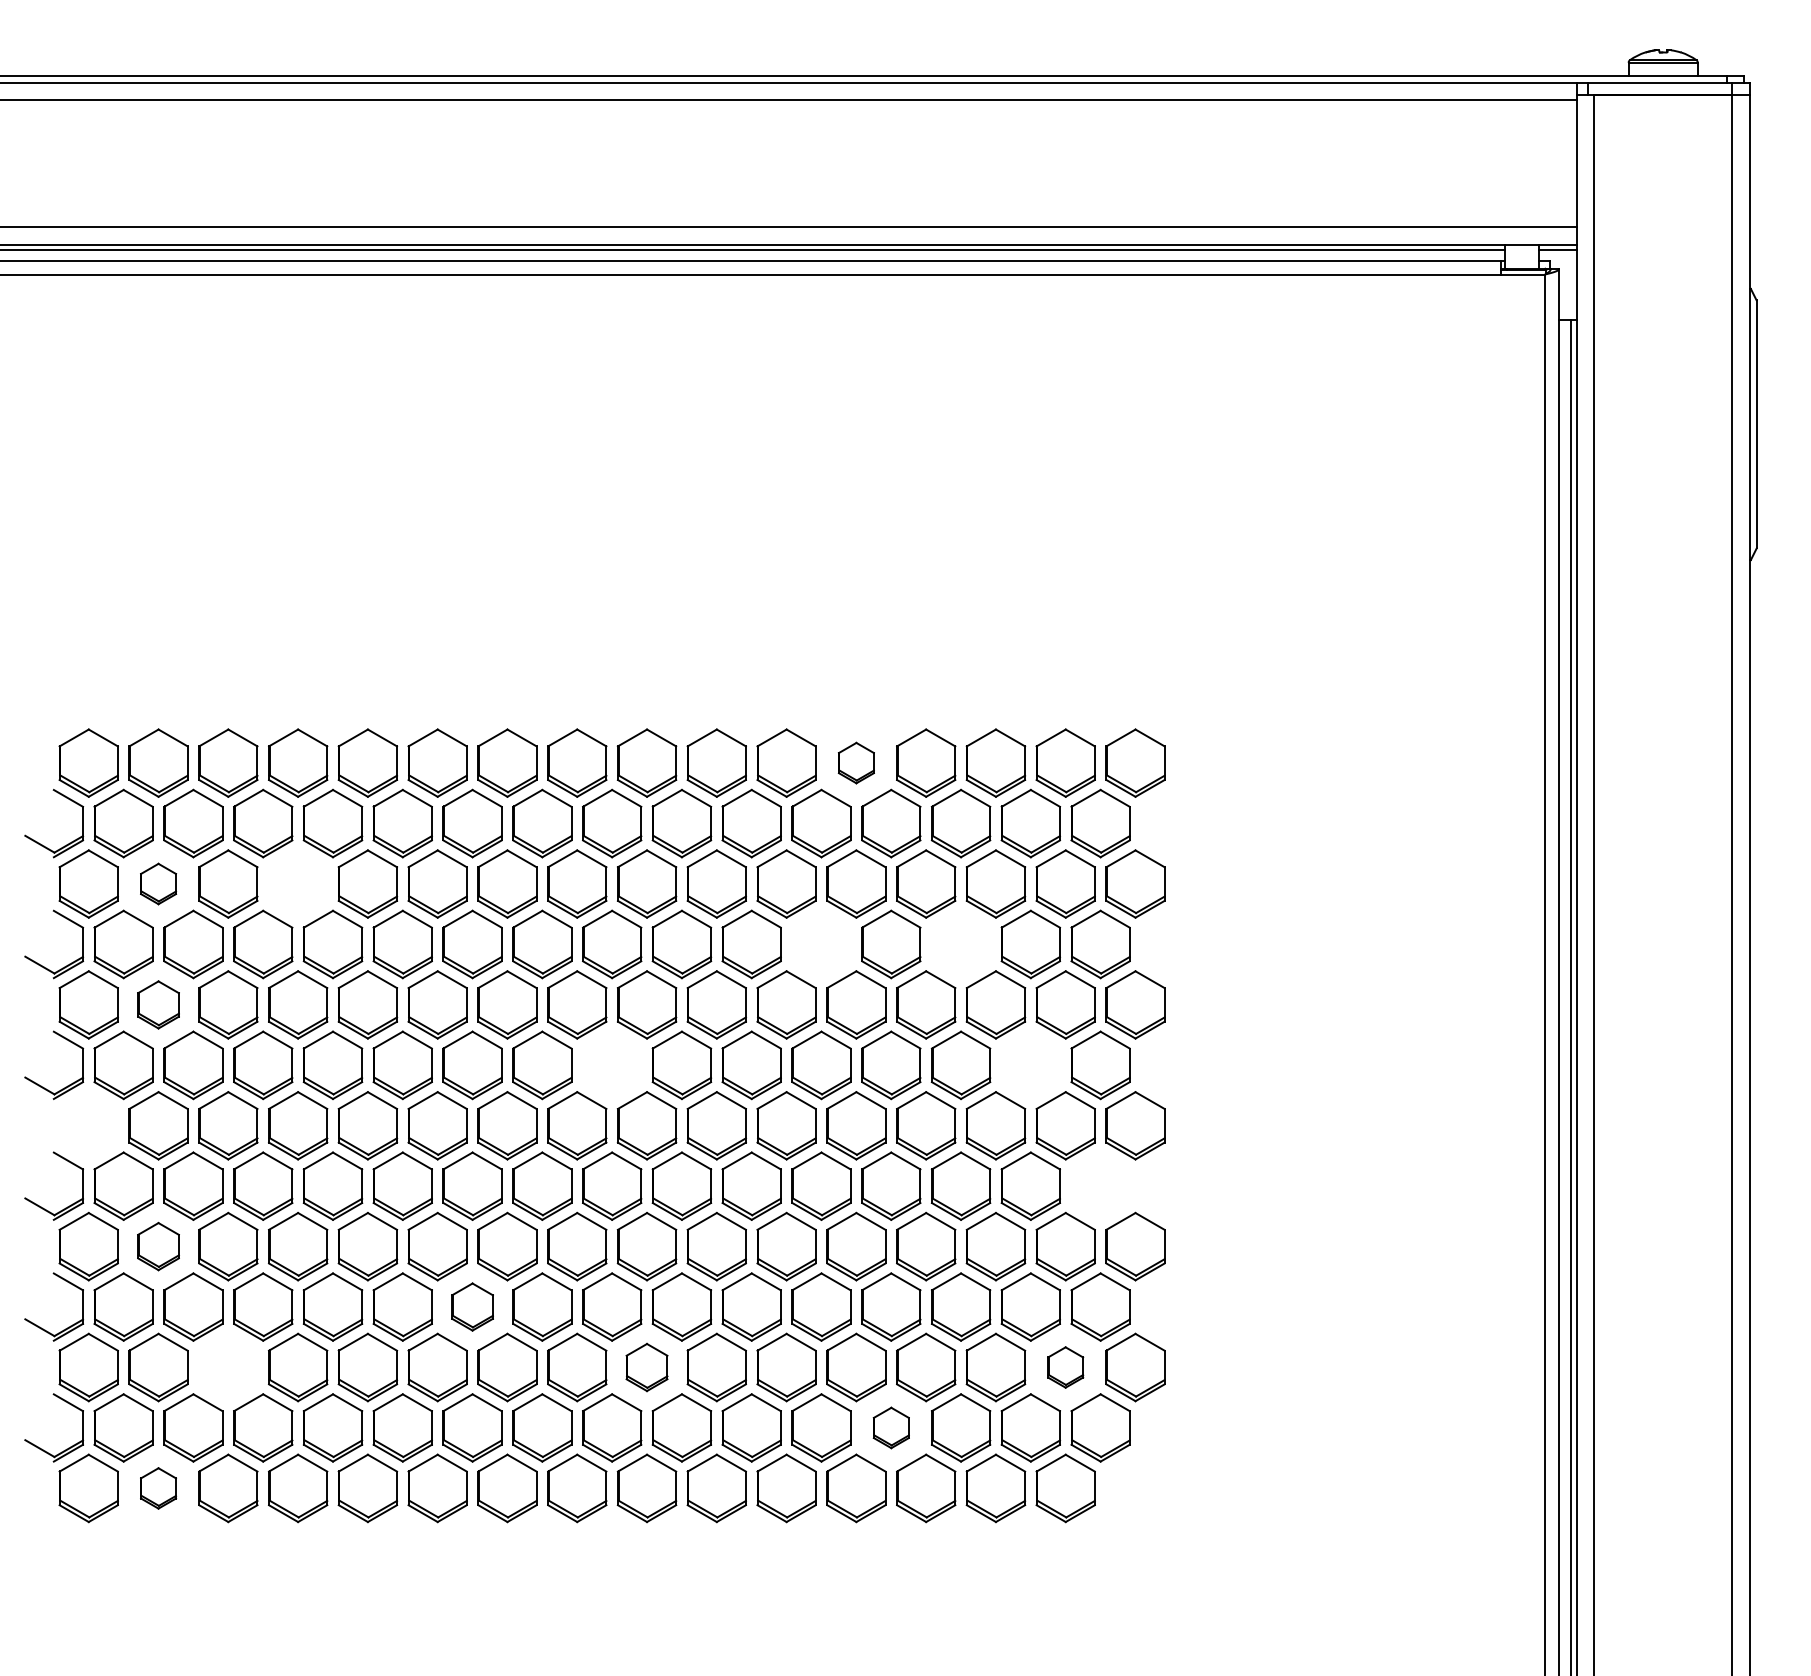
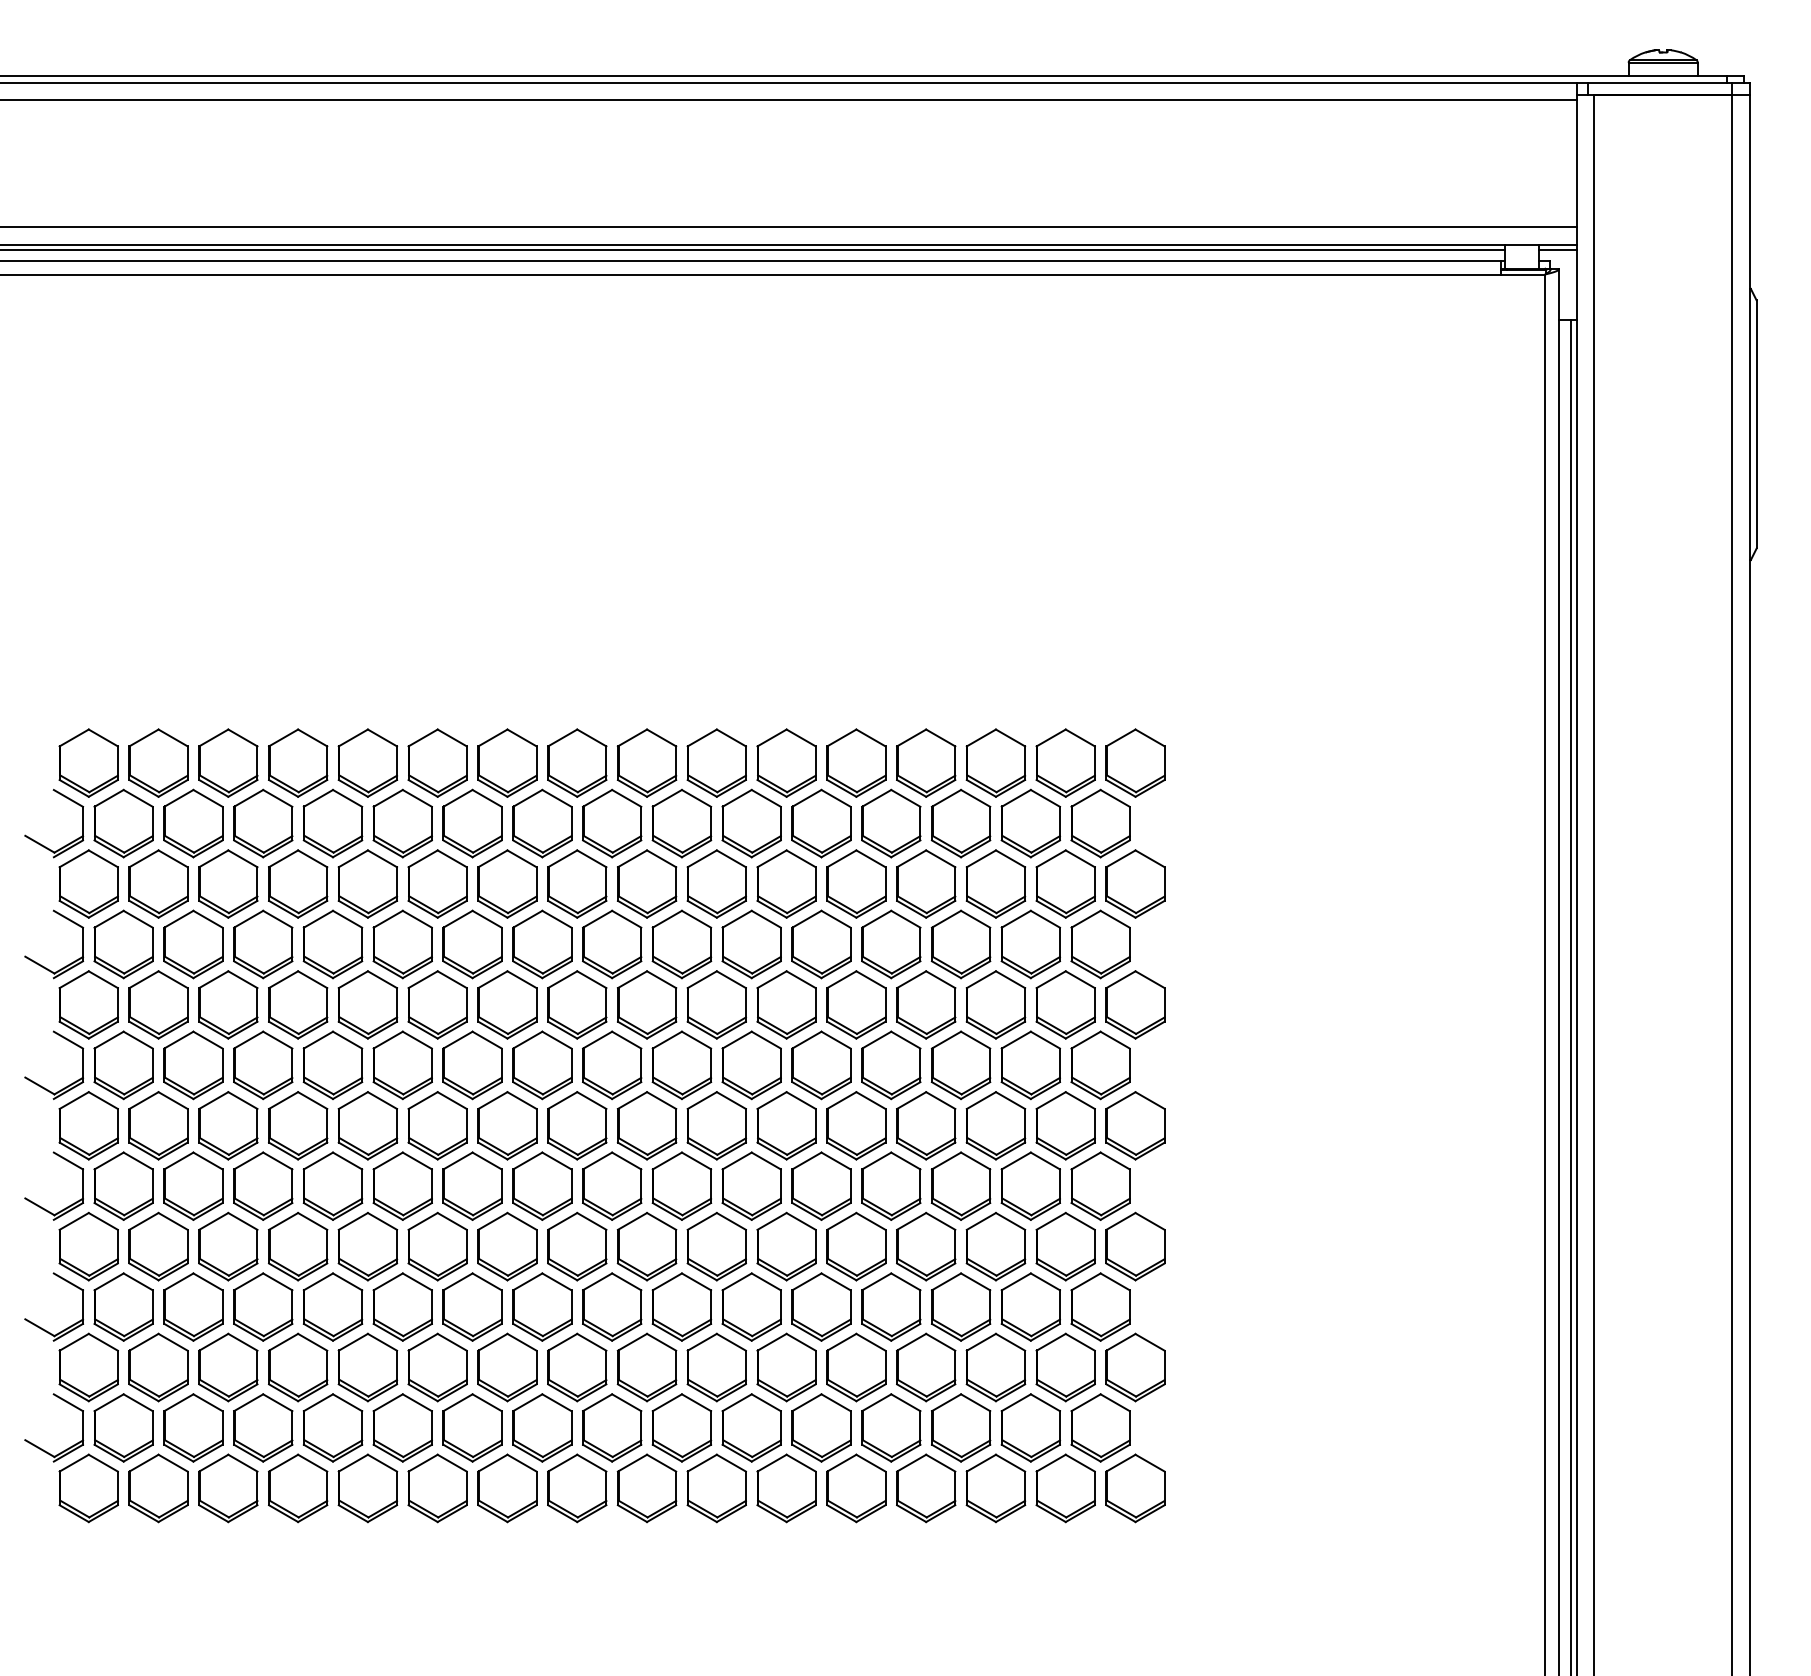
part size: 38x44 px -> 61x70 px (856, 762)
part size: 38x44 px -> 61x70 px (158, 883)
part: none -> present (298, 883)
part: none -> present (821, 944)
part: none -> present (960, 944)
part size: 43x50 px -> 61x70 px (158, 1004)
part: none -> present (612, 1065)
part: none -> present (1030, 1065)
part: none -> present (88, 1125)
part: none -> present (1100, 1185)
part size: 43x51 px -> 61x71 px (158, 1246)
part size: 43x50 px -> 61x70 px (472, 1306)
part: none -> present (228, 1367)
part size: 44x51 px -> 62x71 px (646, 1367)
part size: 38x43 px -> 61x71 px (1065, 1367)
part size: 38x44 px -> 61x70 px (891, 1427)
part size: 38x43 px -> 61x71 px (158, 1488)
part: none -> present (1135, 1488)
